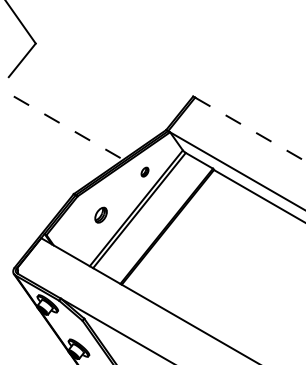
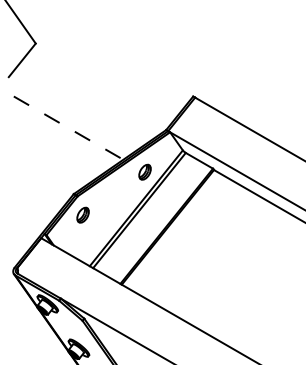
line: dashed -> solid (250, 129)
part size: 10x12 px -> 14x18 px (144, 171)
part position: (100, 214) -> (82, 214) (82, 214)
